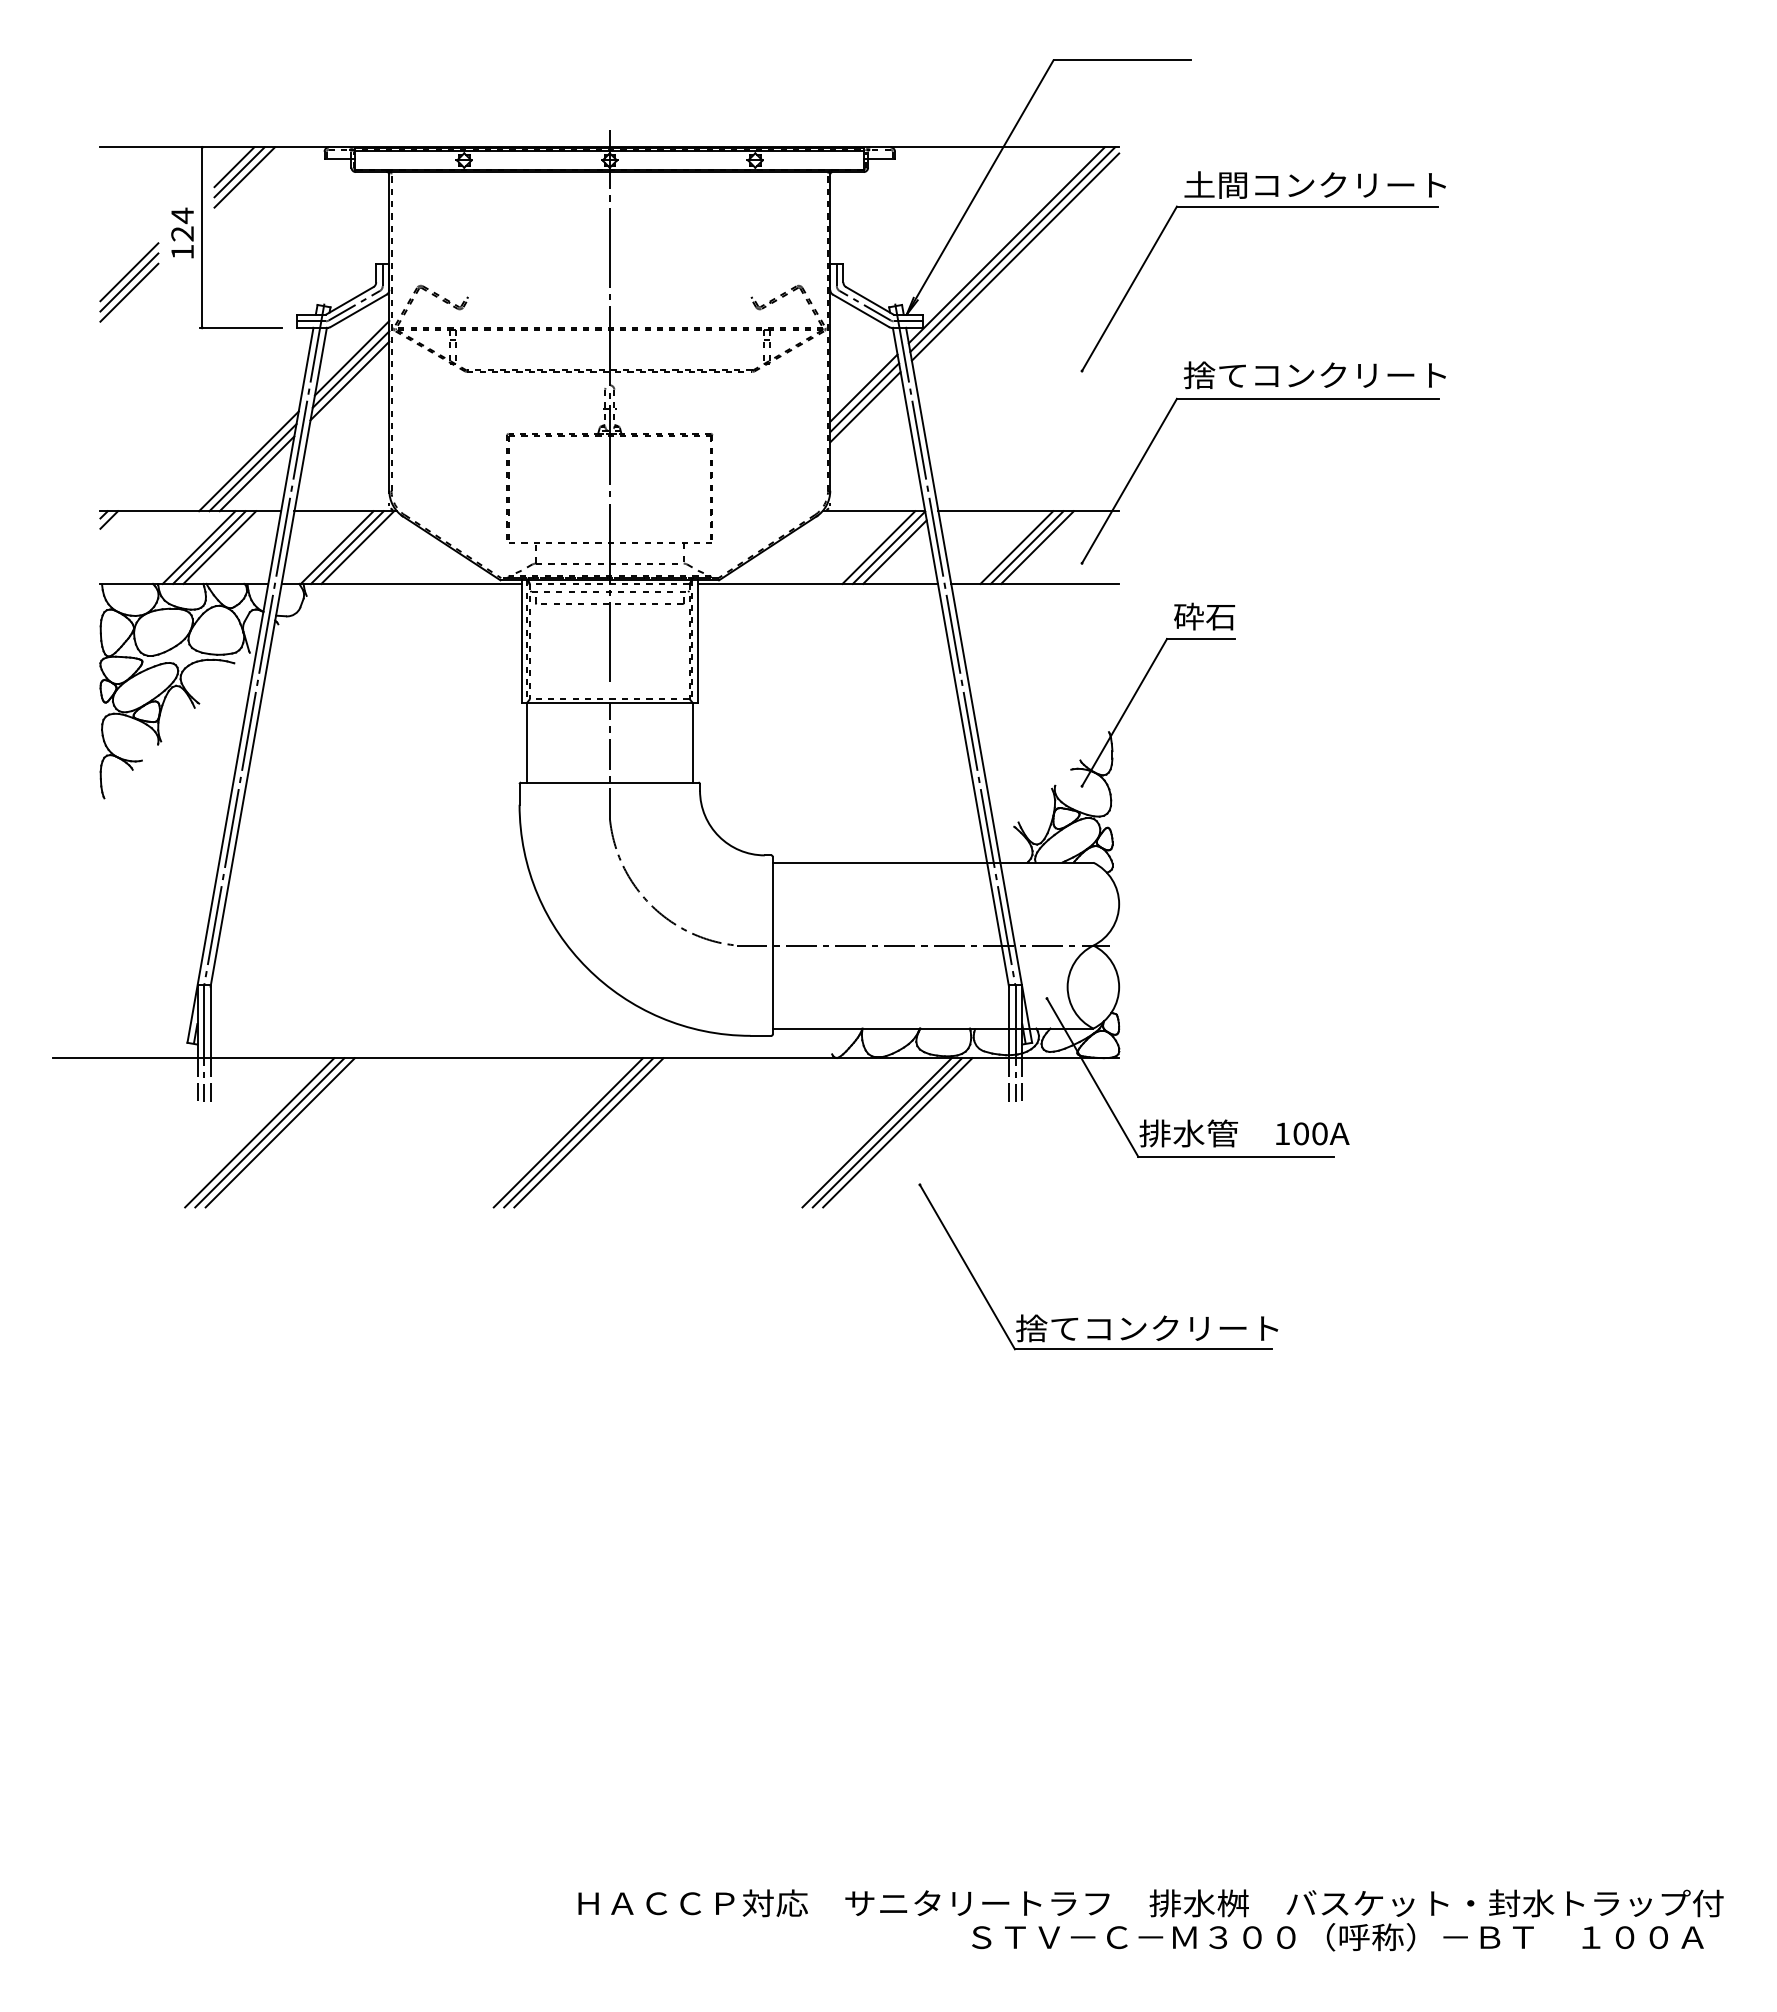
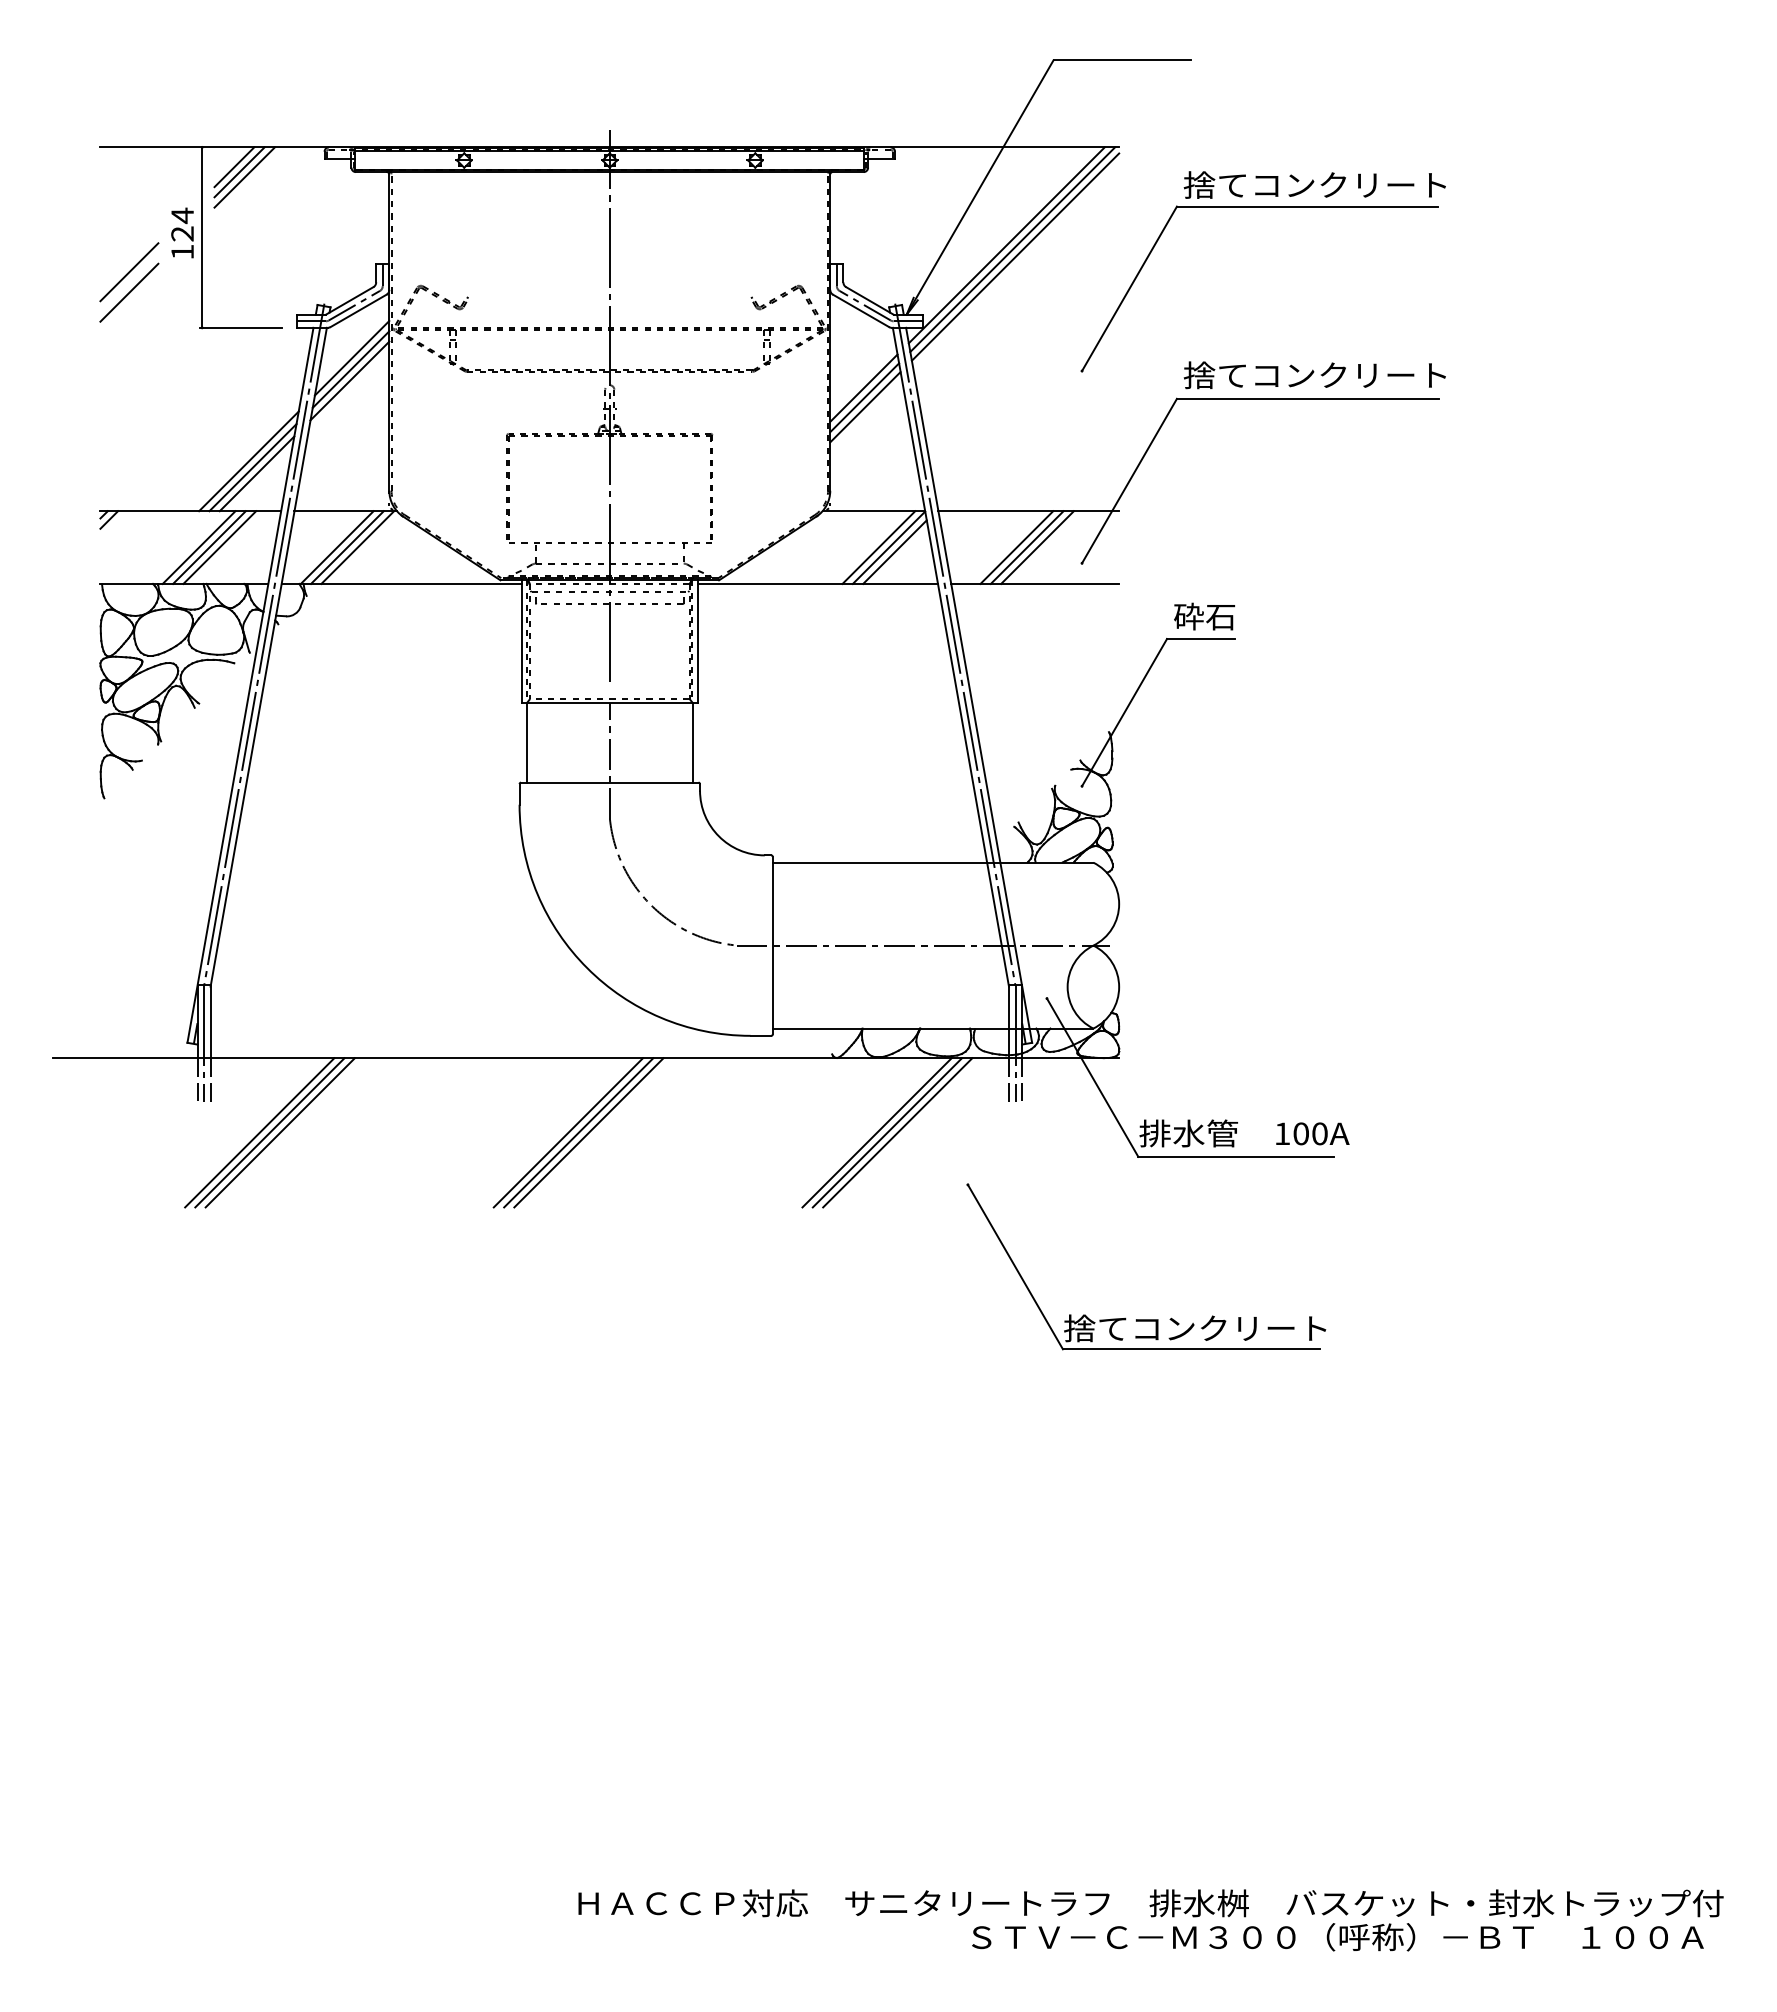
text: 土間コンクリート -> 捨てコンクリート (1214, 184)
line: present -> none (129, 282)
part position: (1098, 1319) -> (1146, 1319) (1146, 1319)
